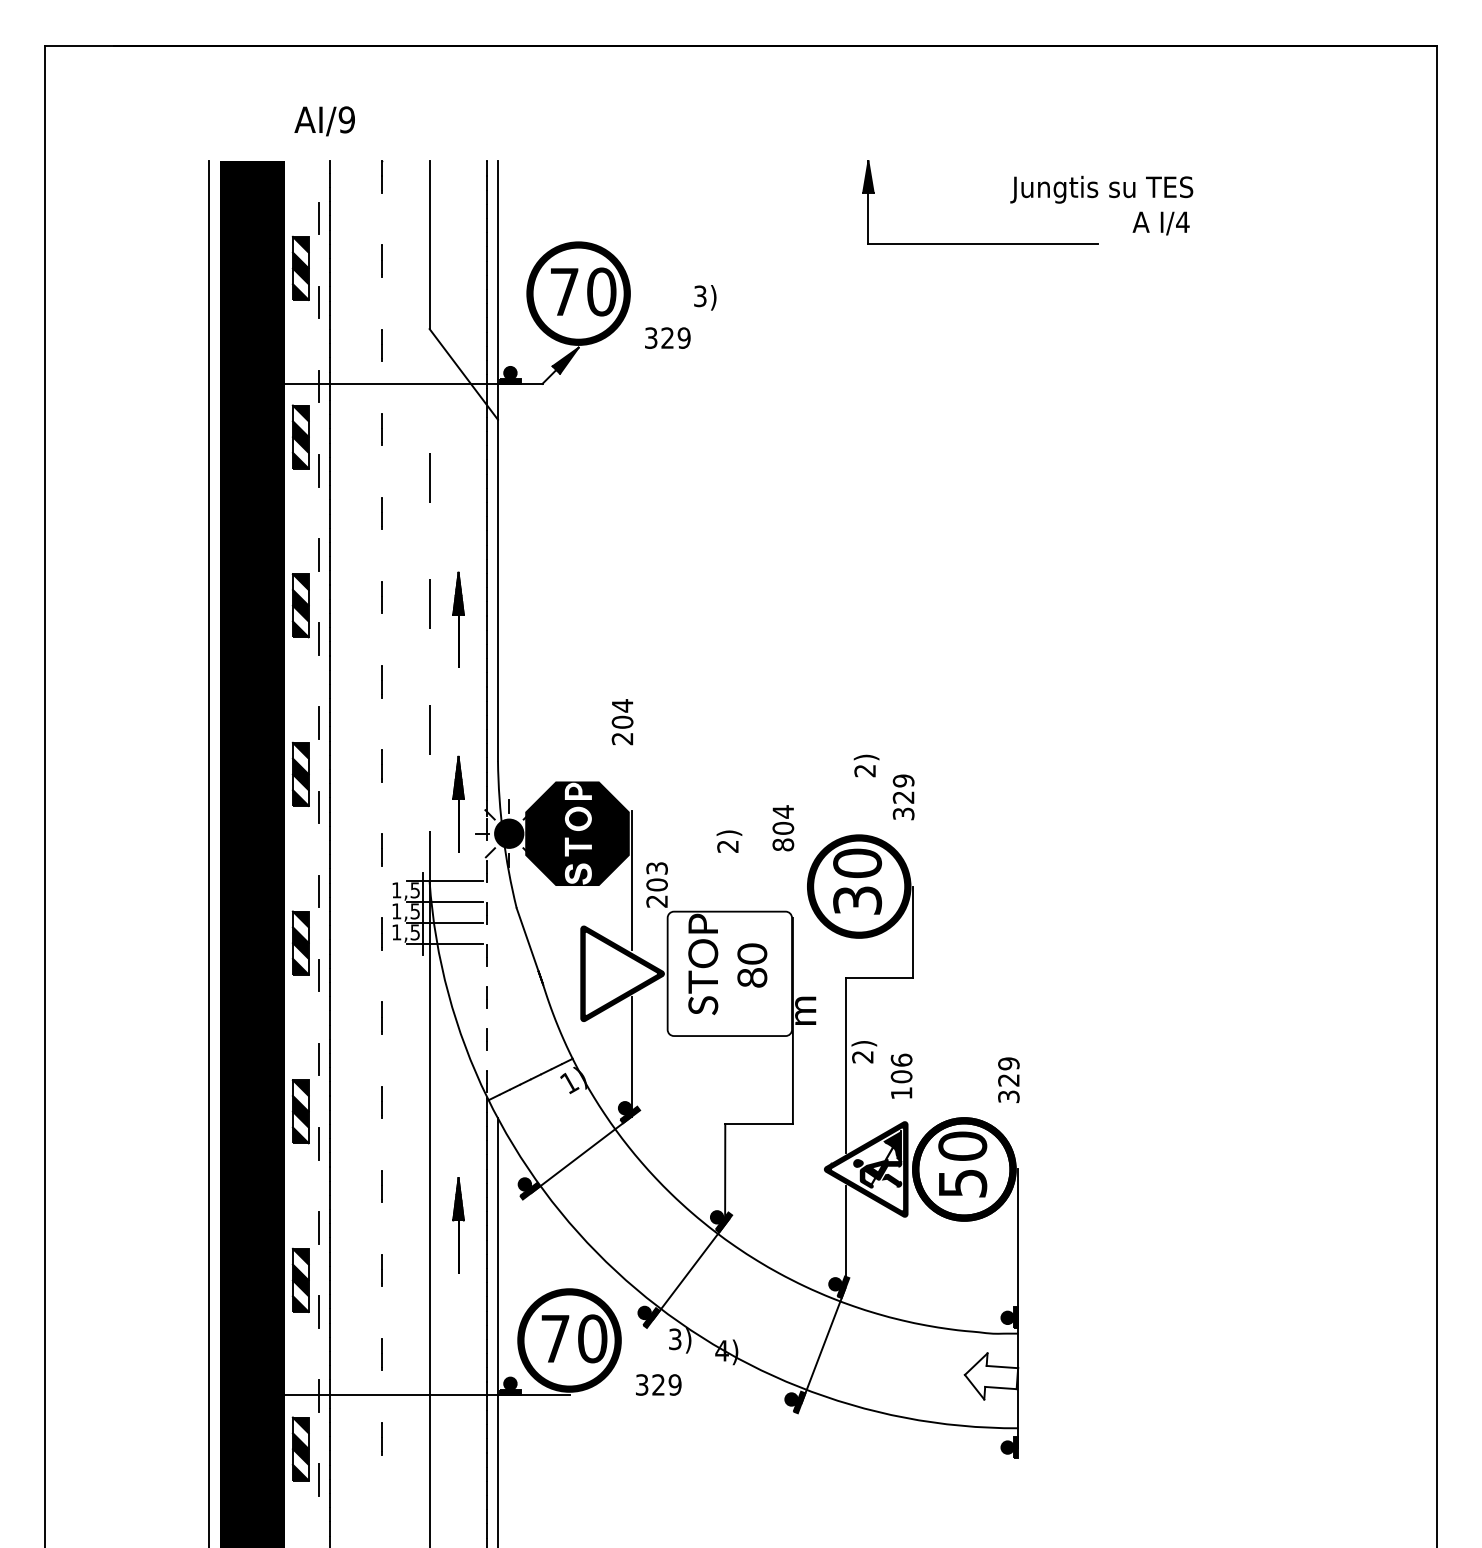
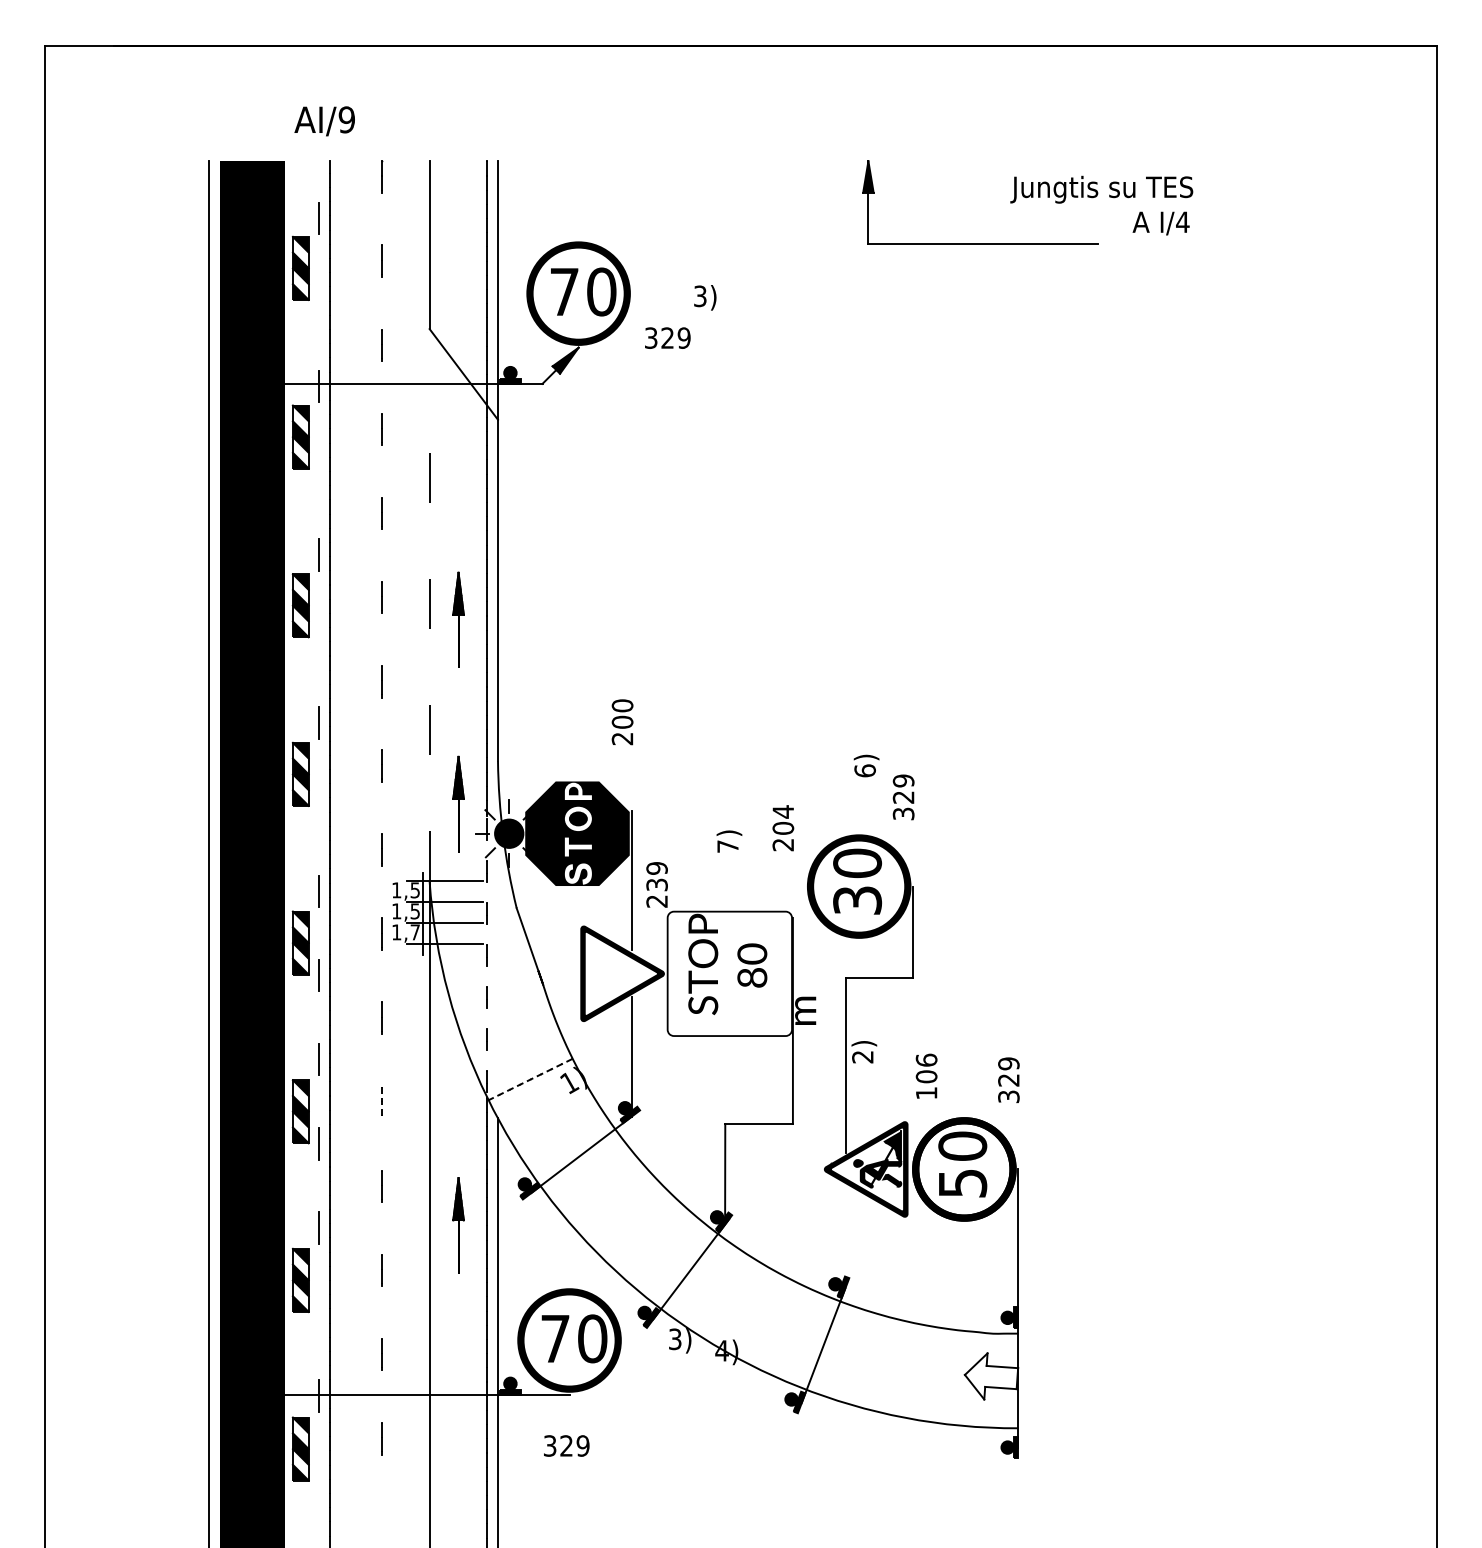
line: present -> none (319, 302)
line: present -> none (319, 470)
line: present -> none (319, 638)
text: 204 -> 200 (622, 705)
text: 2) -> 6) (864, 770)
line: present -> none (318, 807)
text: 804 -> 204 (783, 844)
text: 2) -> 7) (727, 846)
text: 203 -> 239 (656, 876)
text: 1,5 -> 1,7 (414, 932)
text position: (901, 1075) -> (926, 1075) (926, 1075)
line: solid -> dashed (530, 1079)
line: solid -> dashed (382, 1102)
line: present -> none (845, 1231)
line: present -> none (319, 1311)
text position: (658, 1384) -> (566, 1445) (566, 1445)
line: present -> none (319, 1479)
